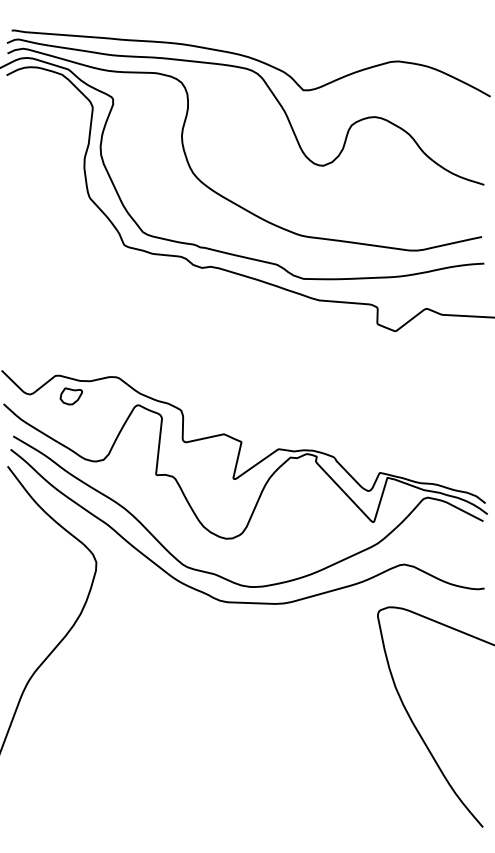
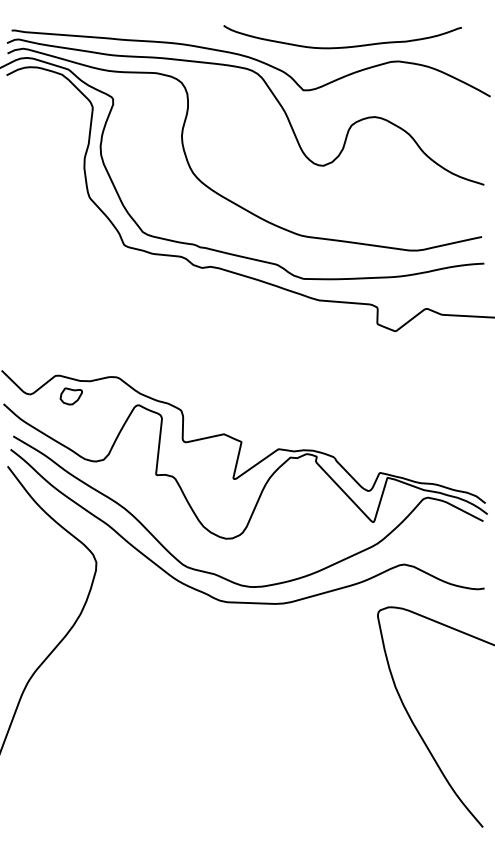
curve: none -> present (342, 46)
